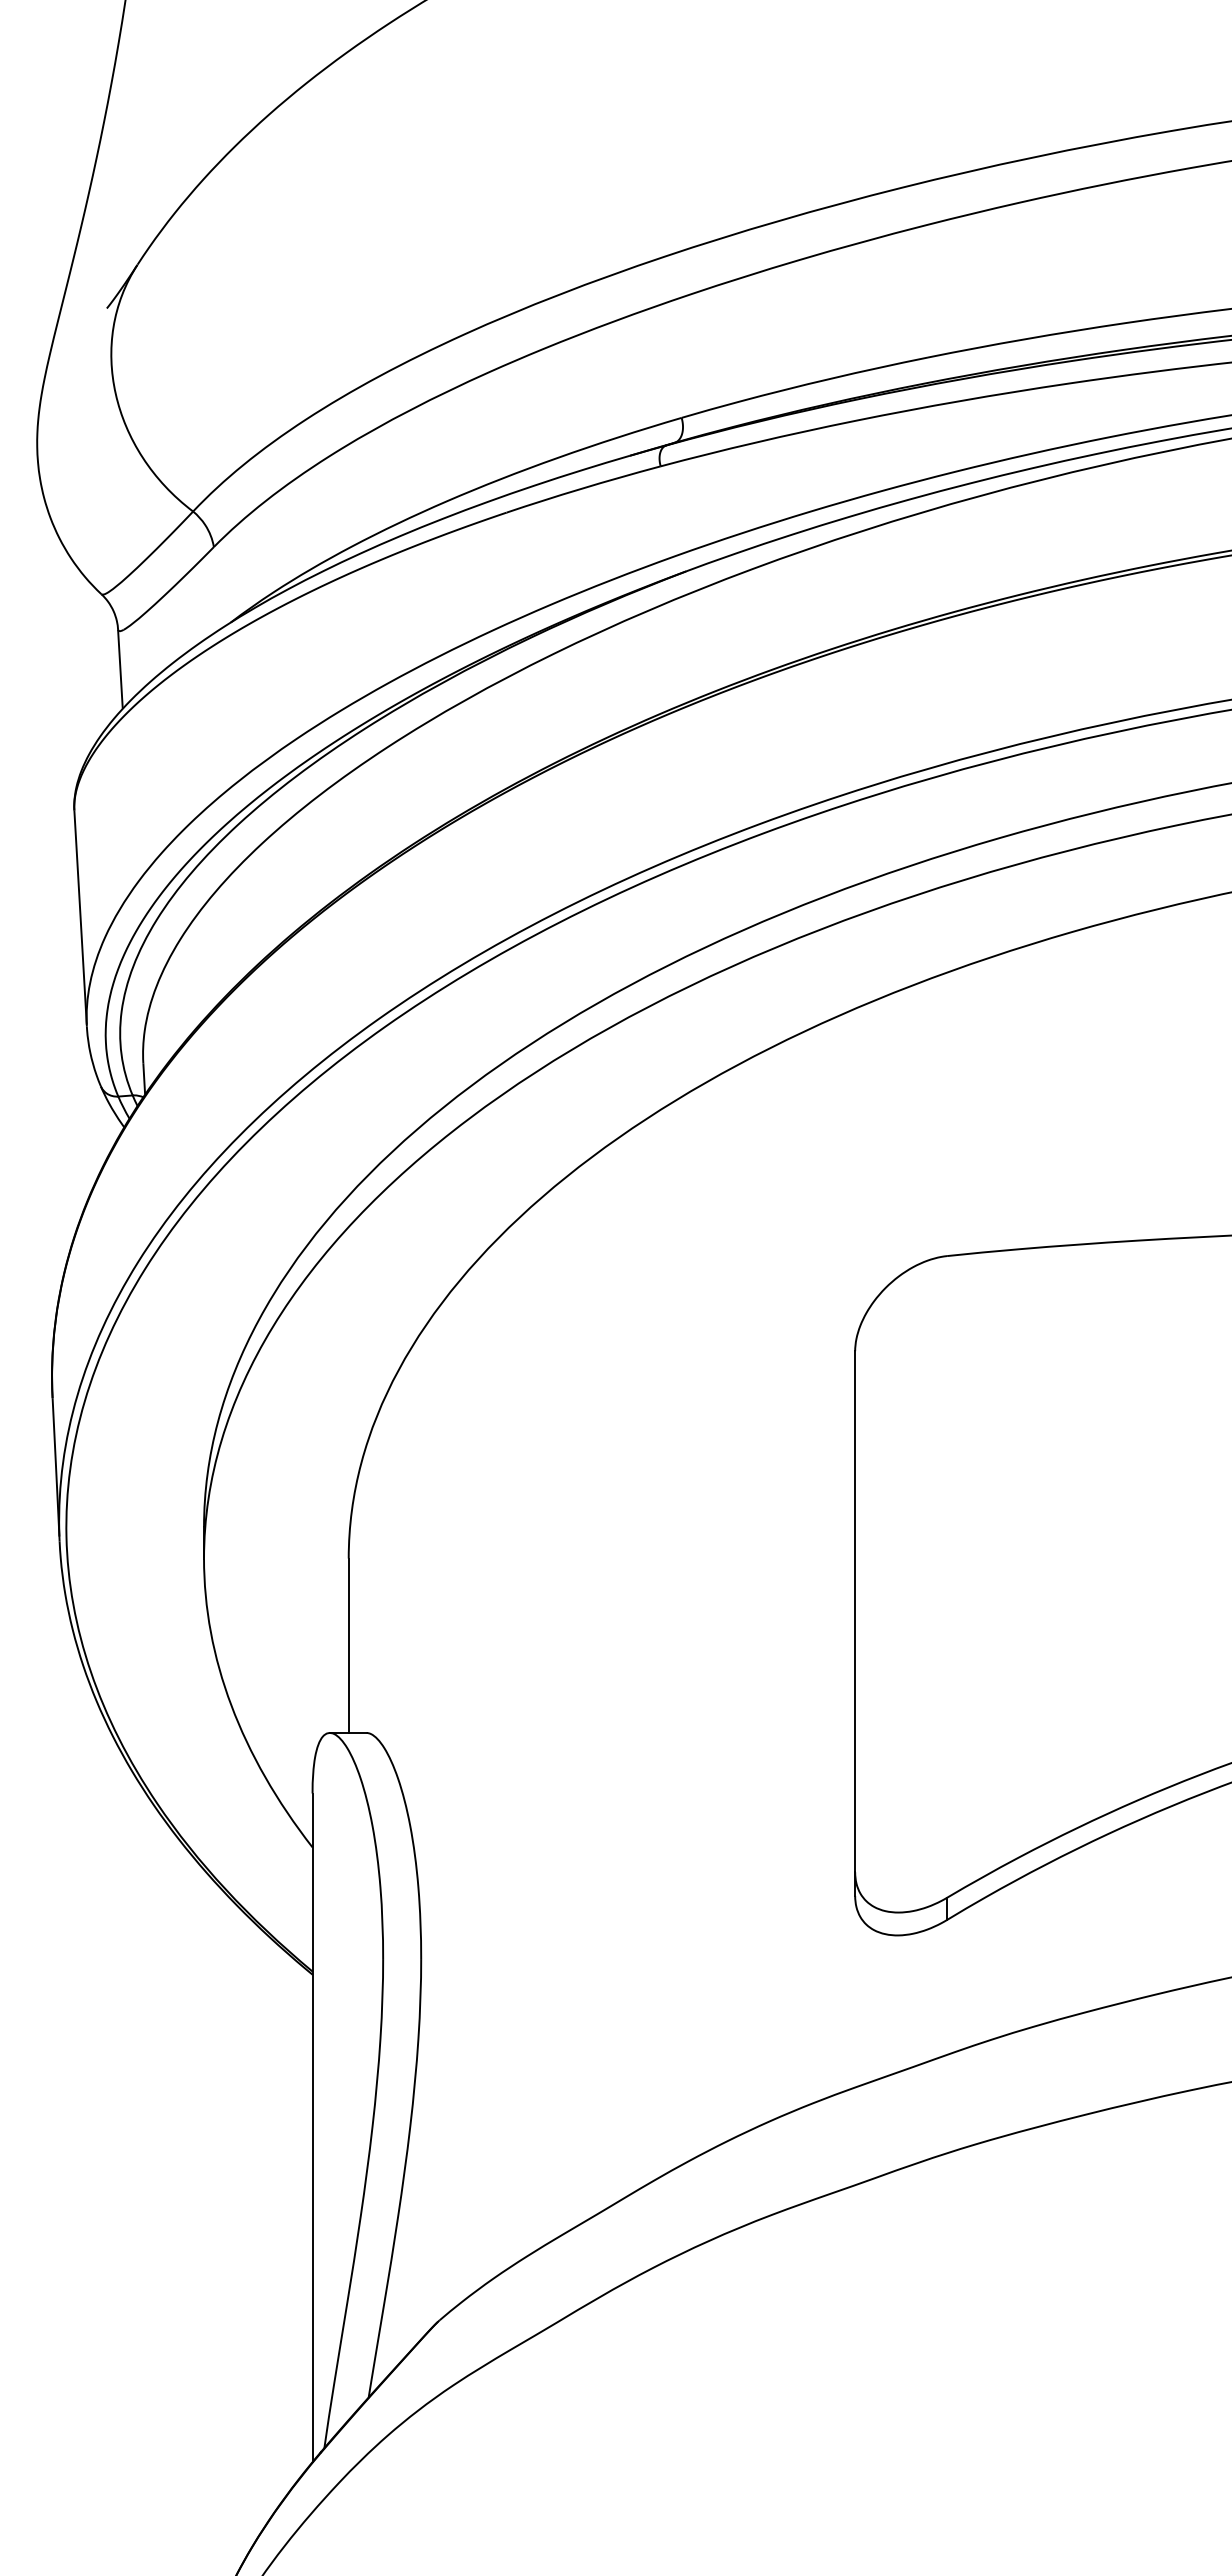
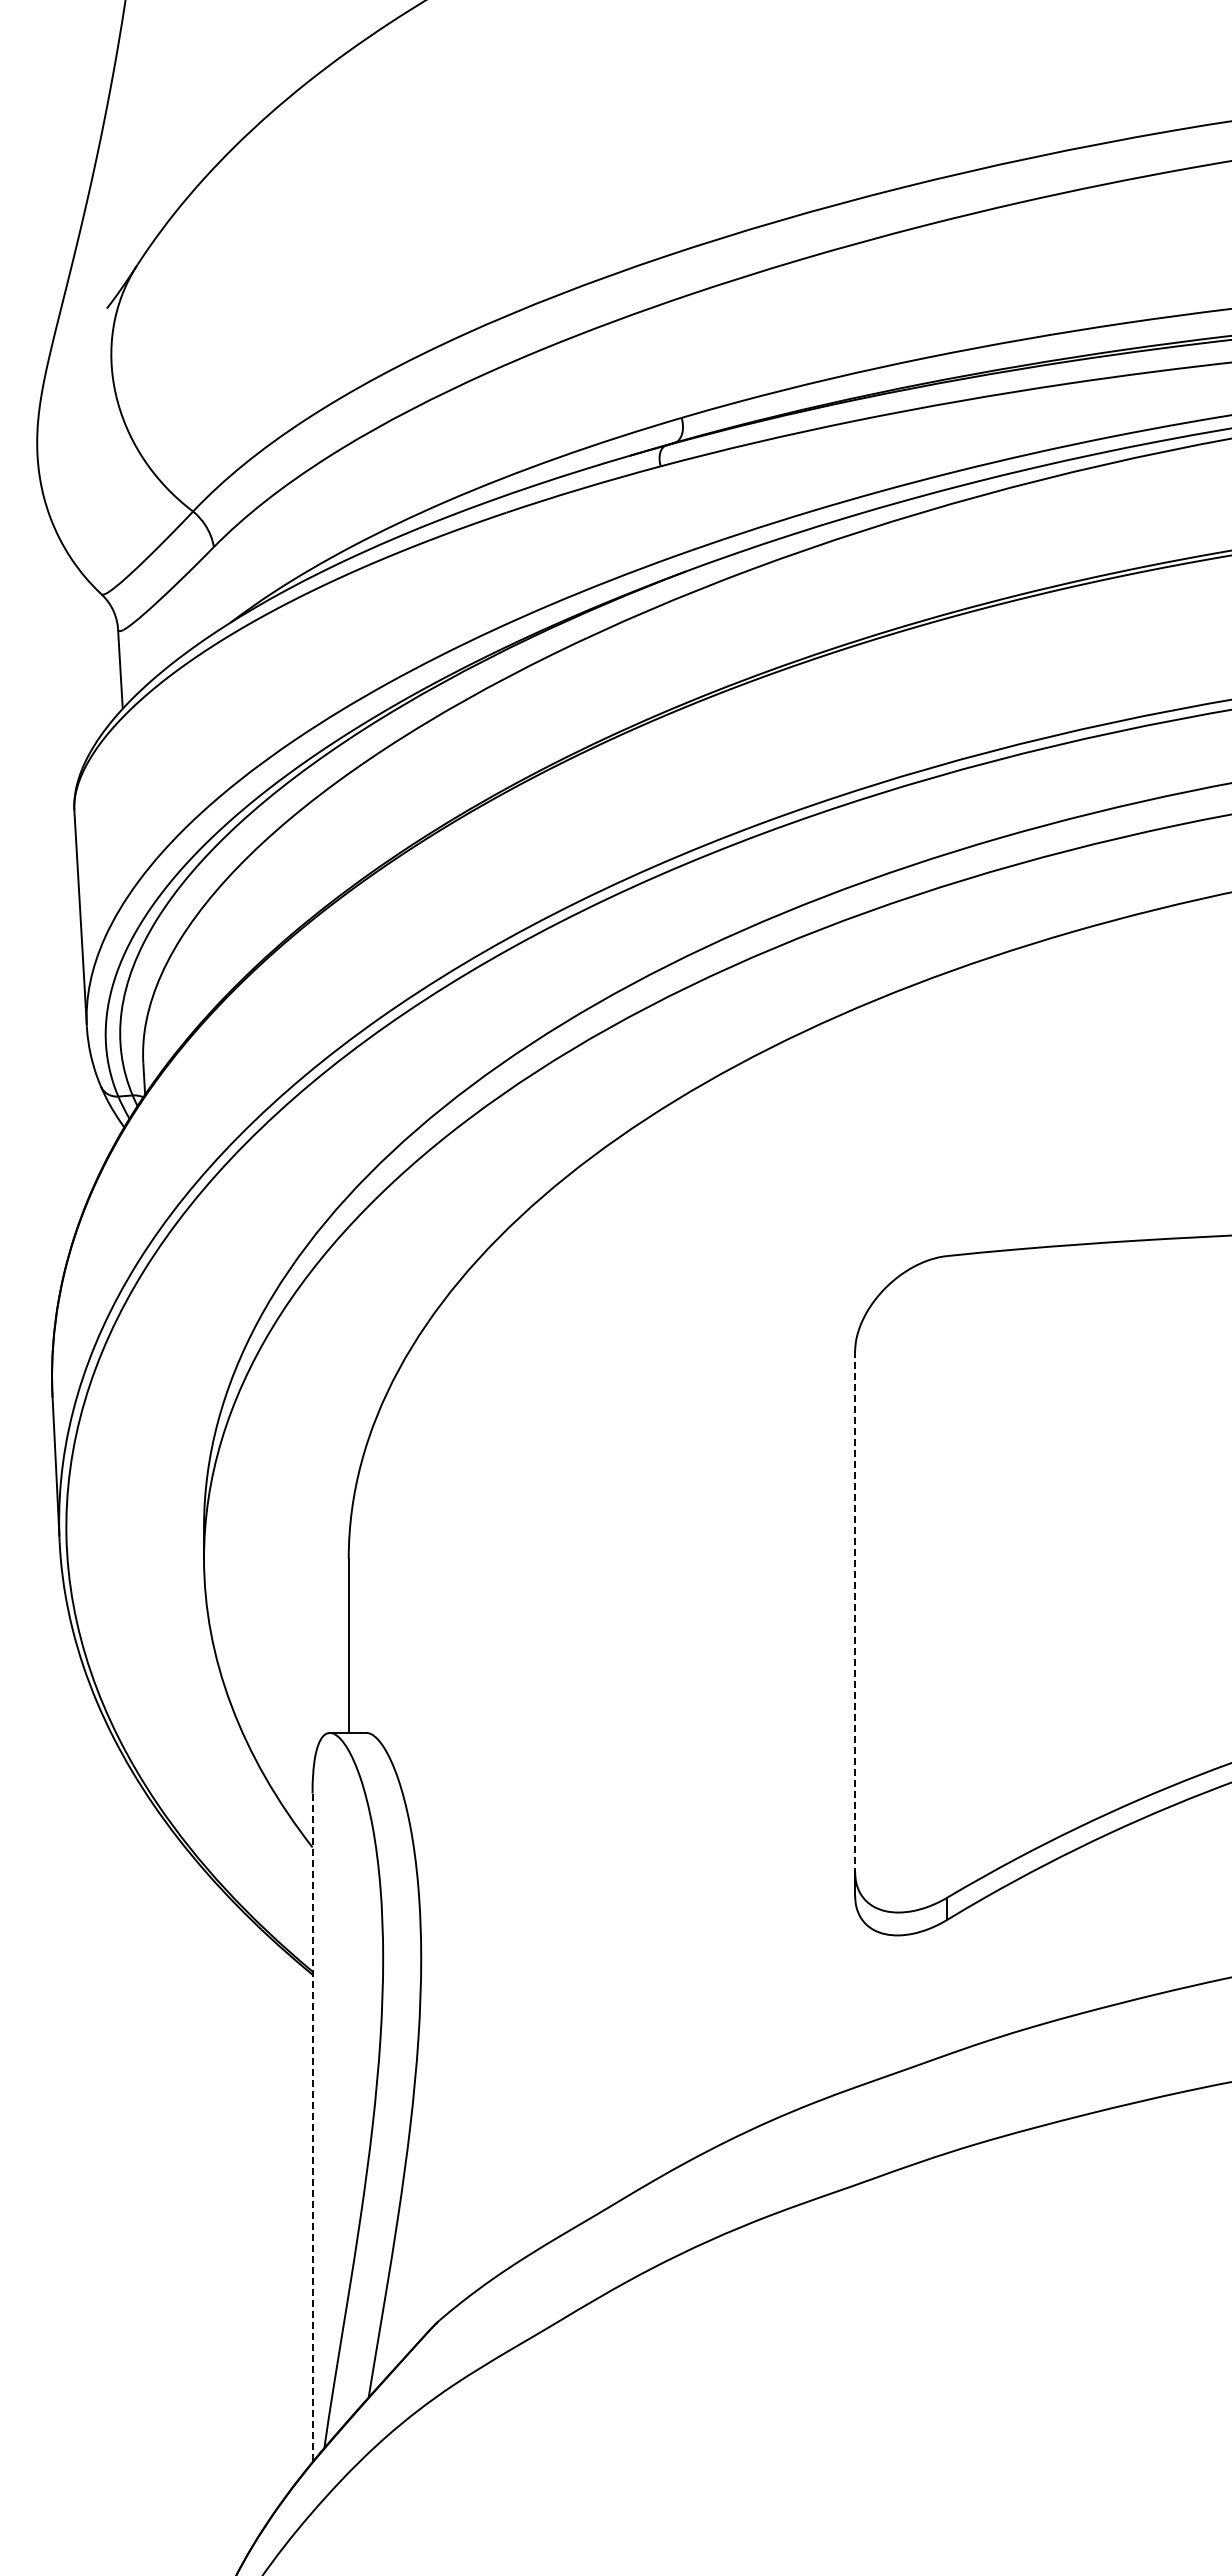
line: solid -> dashed (855, 1611)
line: solid -> dashed (312, 2128)
